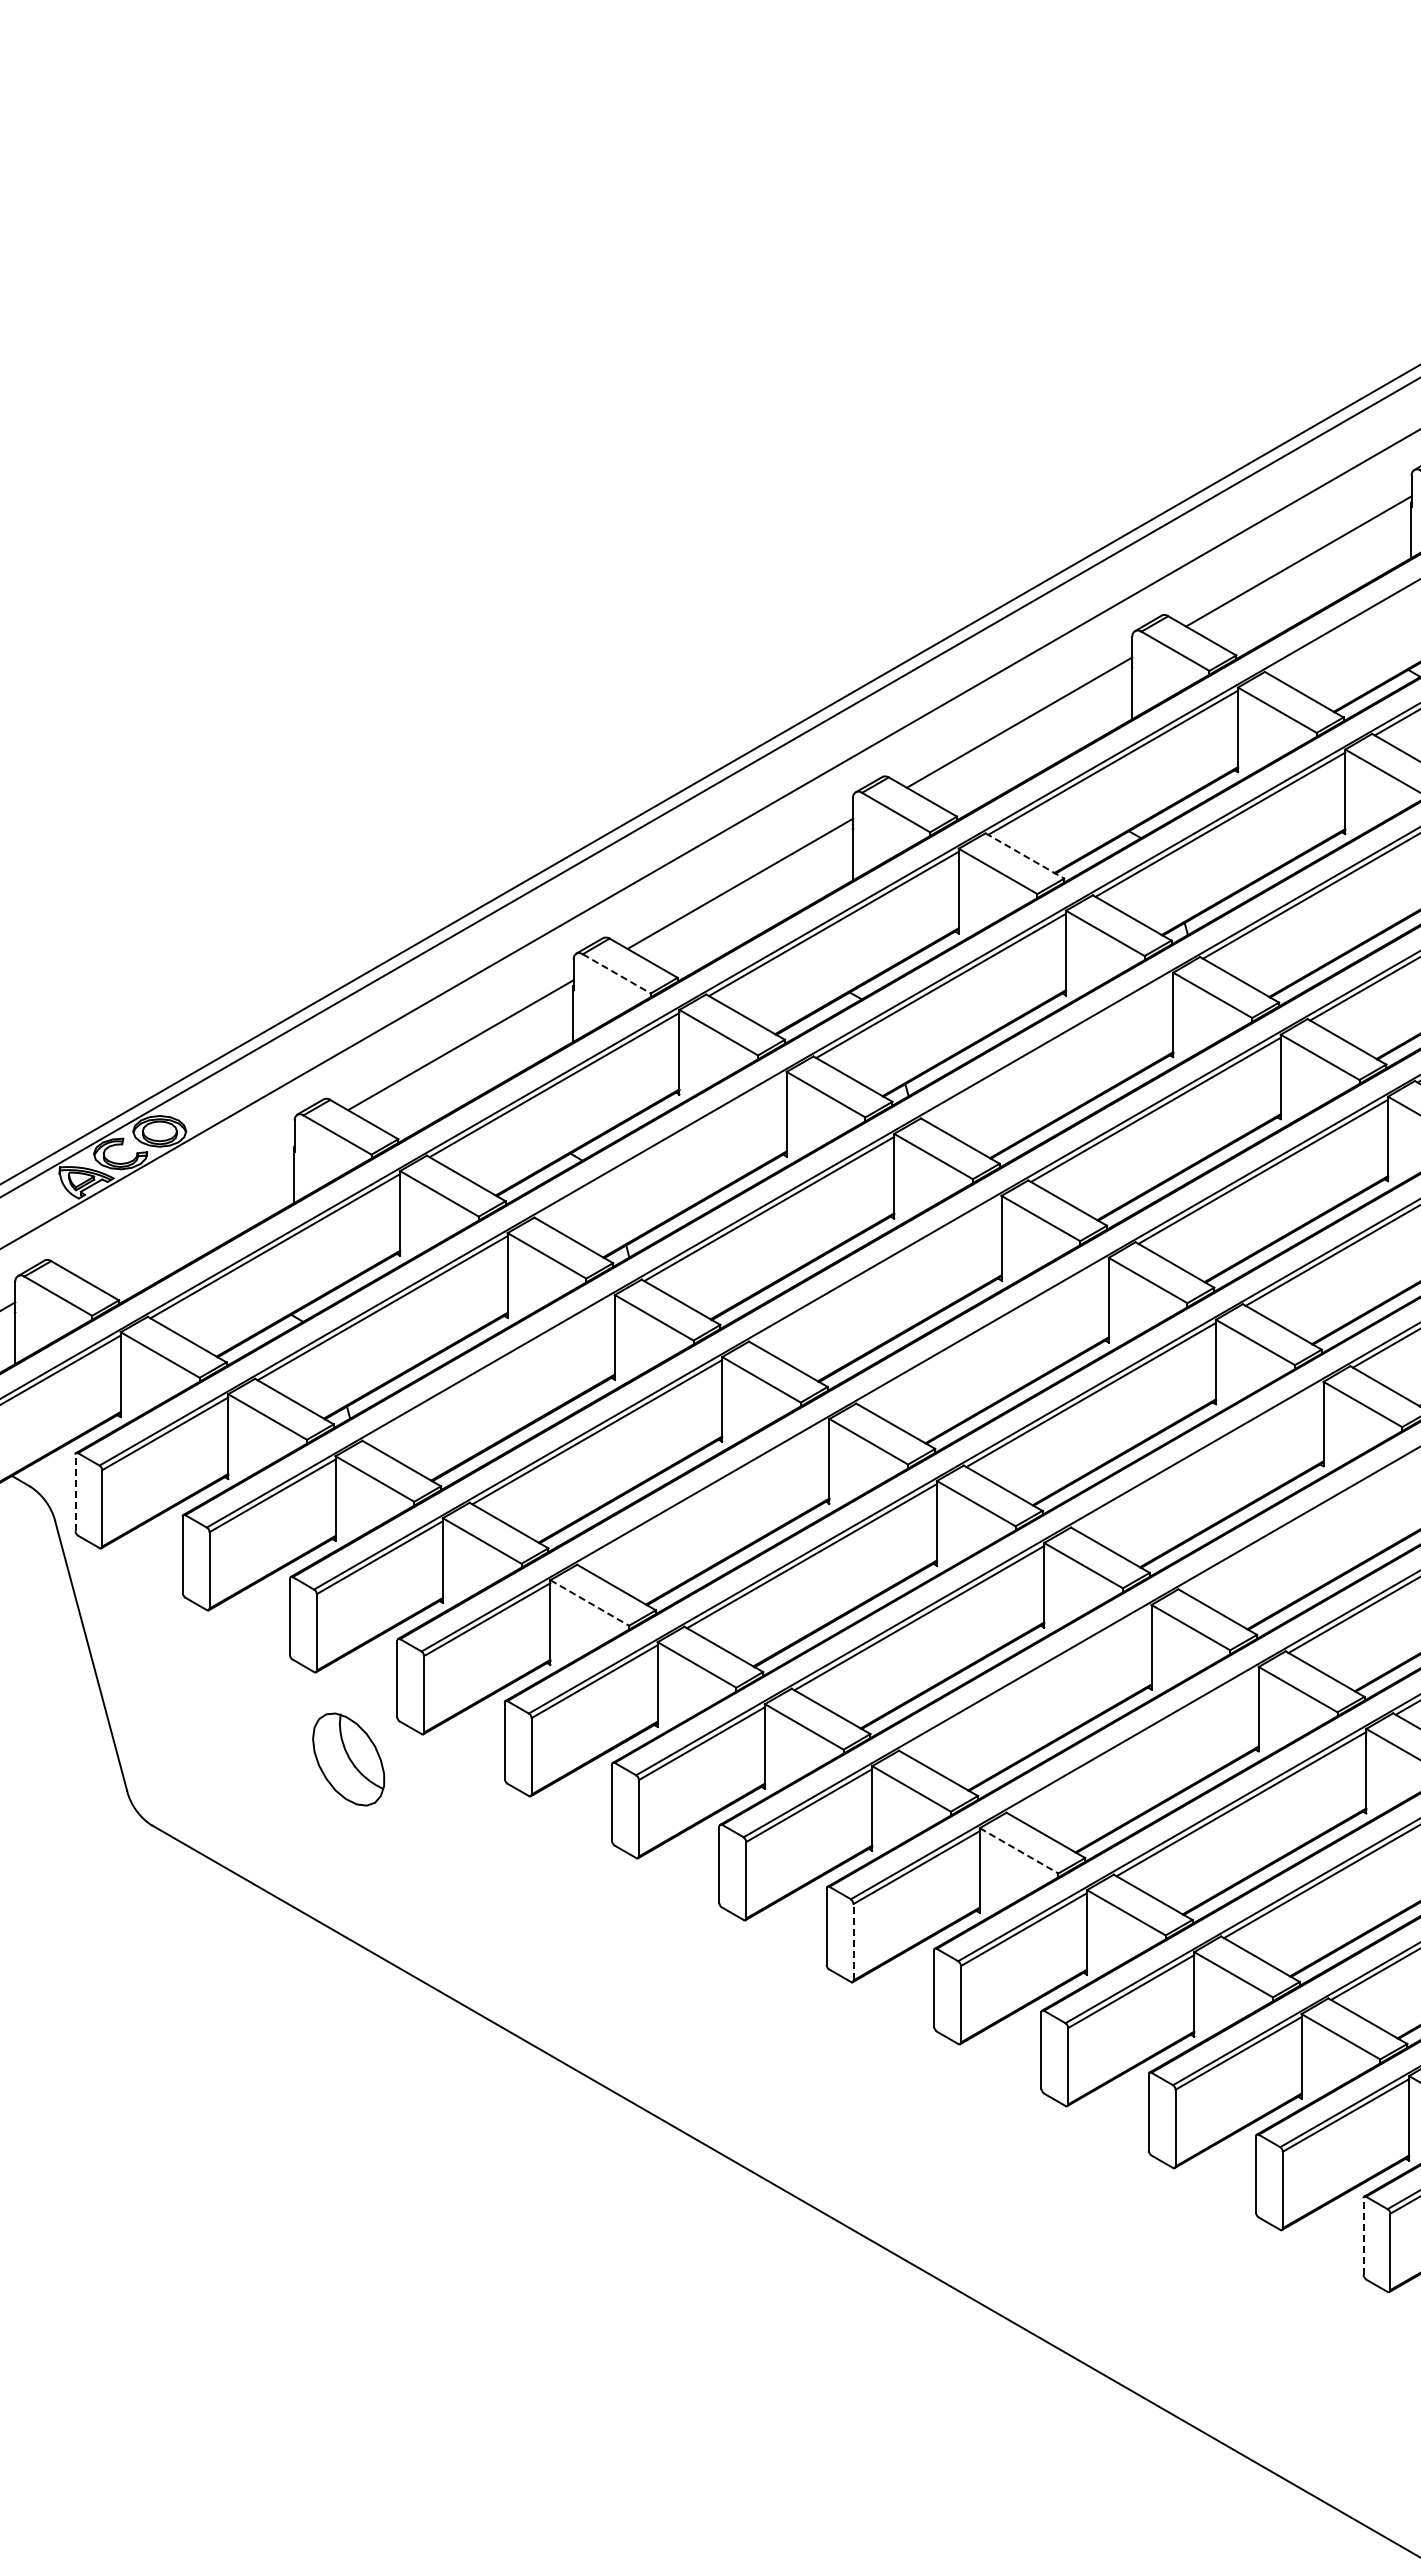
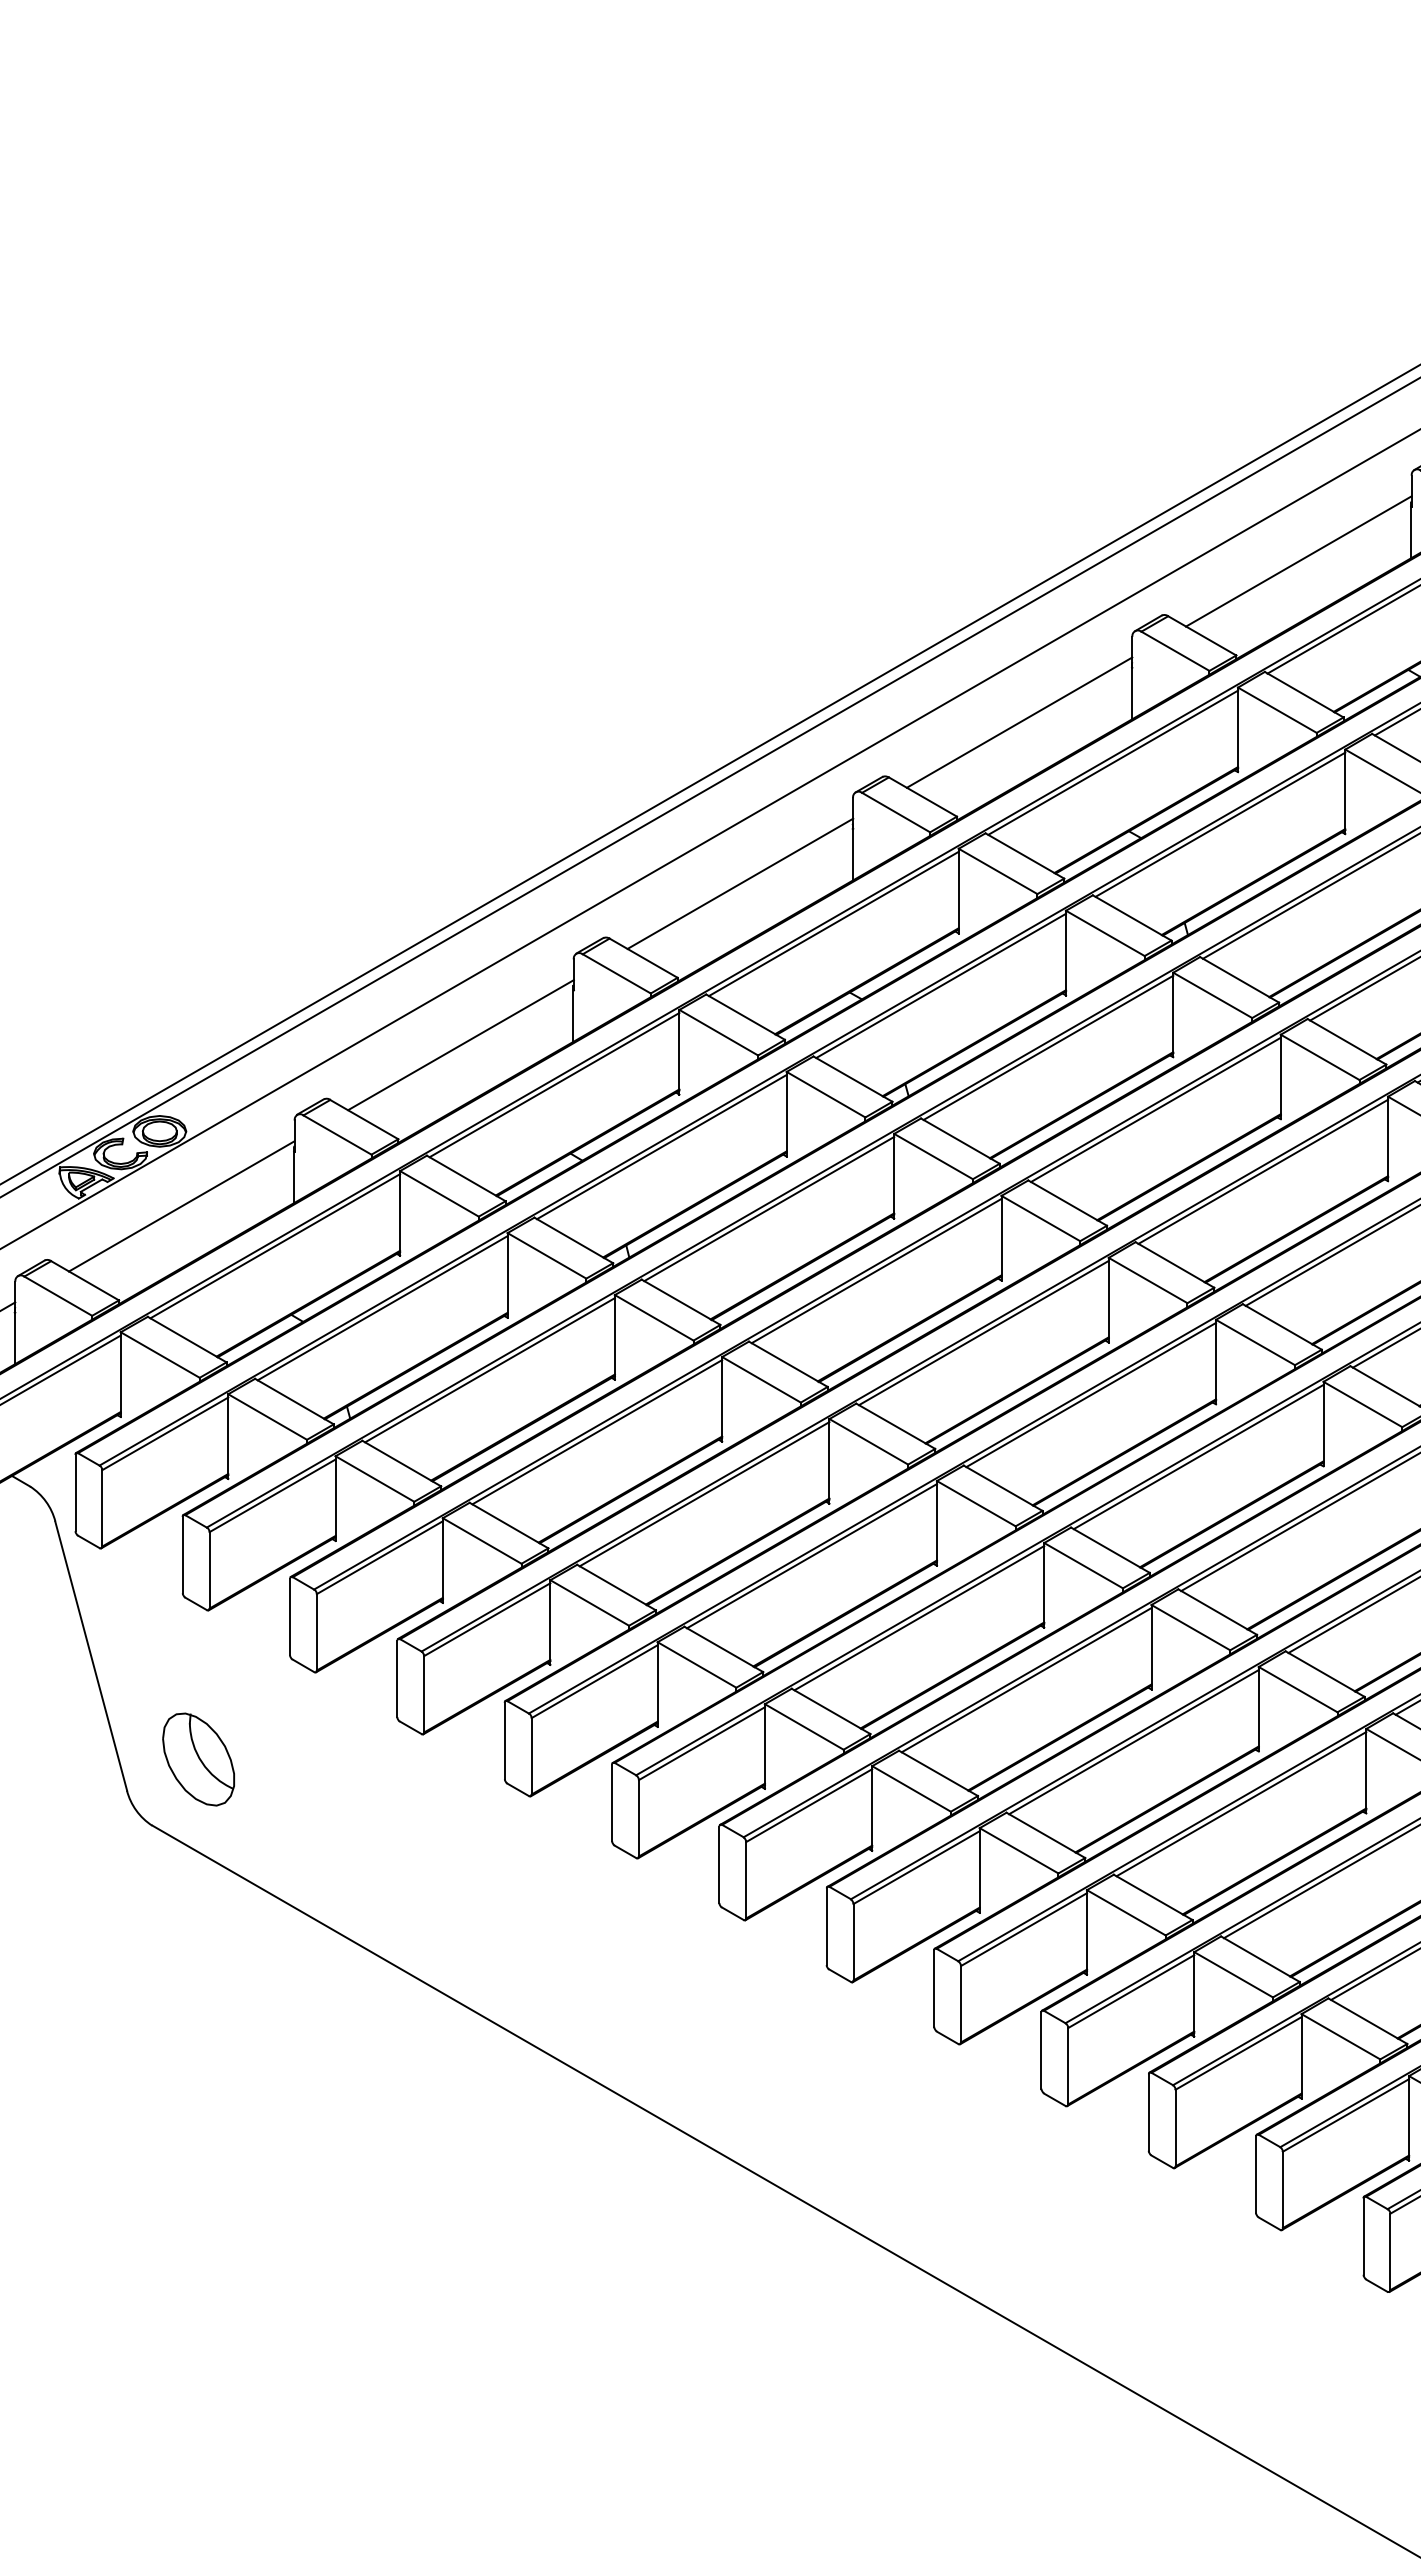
line: none -> present (1342, 630)
line: dashed -> solid (1025, 856)
line: dashed -> solid (617, 974)
line: none -> present (1048, 1047)
line: none -> present (661, 1146)
line: none -> present (181, 1206)
line: none -> present (876, 1270)
line: none -> present (983, 1332)
line: none -> present (489, 1370)
line: none -> present (1198, 1456)
line: dashed -> solid (75, 1492)
line: none -> present (704, 1494)
line: none -> present (1299, 1522)
line: dashed -> solid (590, 1603)
line: none -> present (1026, 1680)
line: none -> present (1133, 1742)
part position: (348, 1759) -> (198, 1759) (198, 1759)
line: dashed -> solid (1019, 1851)
line: dashed -> solid (853, 1941)
line: dashed -> solid (1363, 2236)
